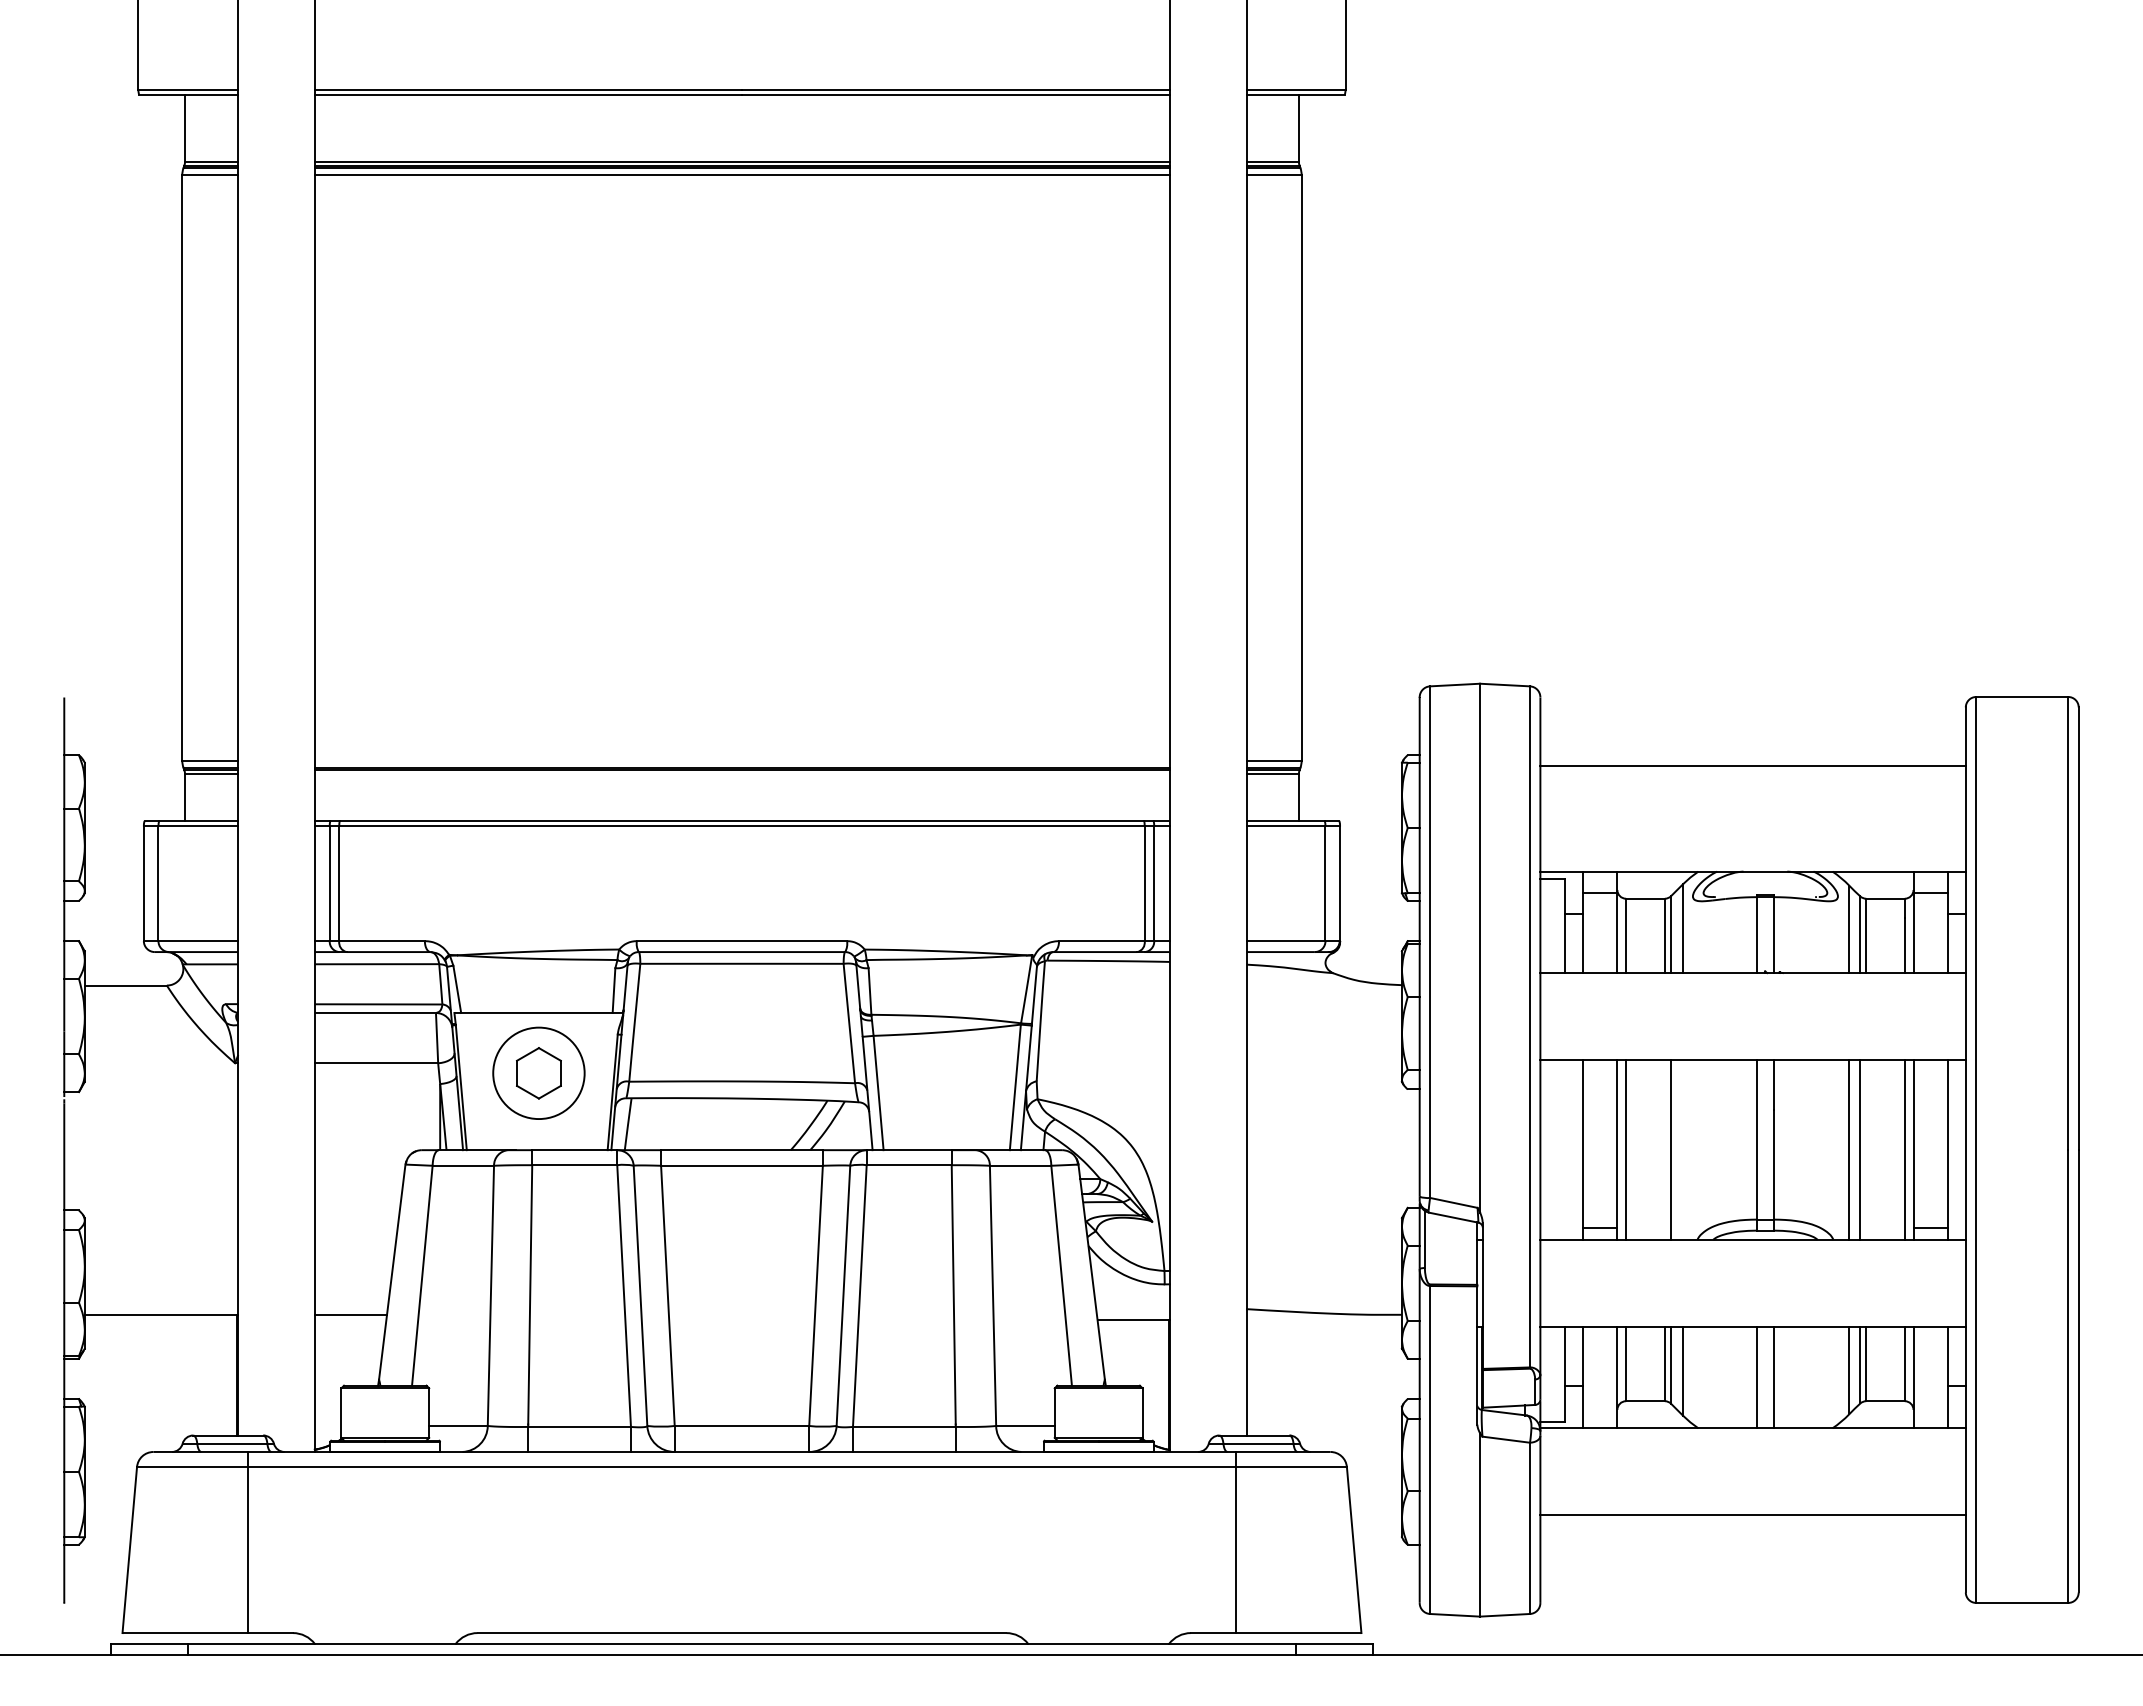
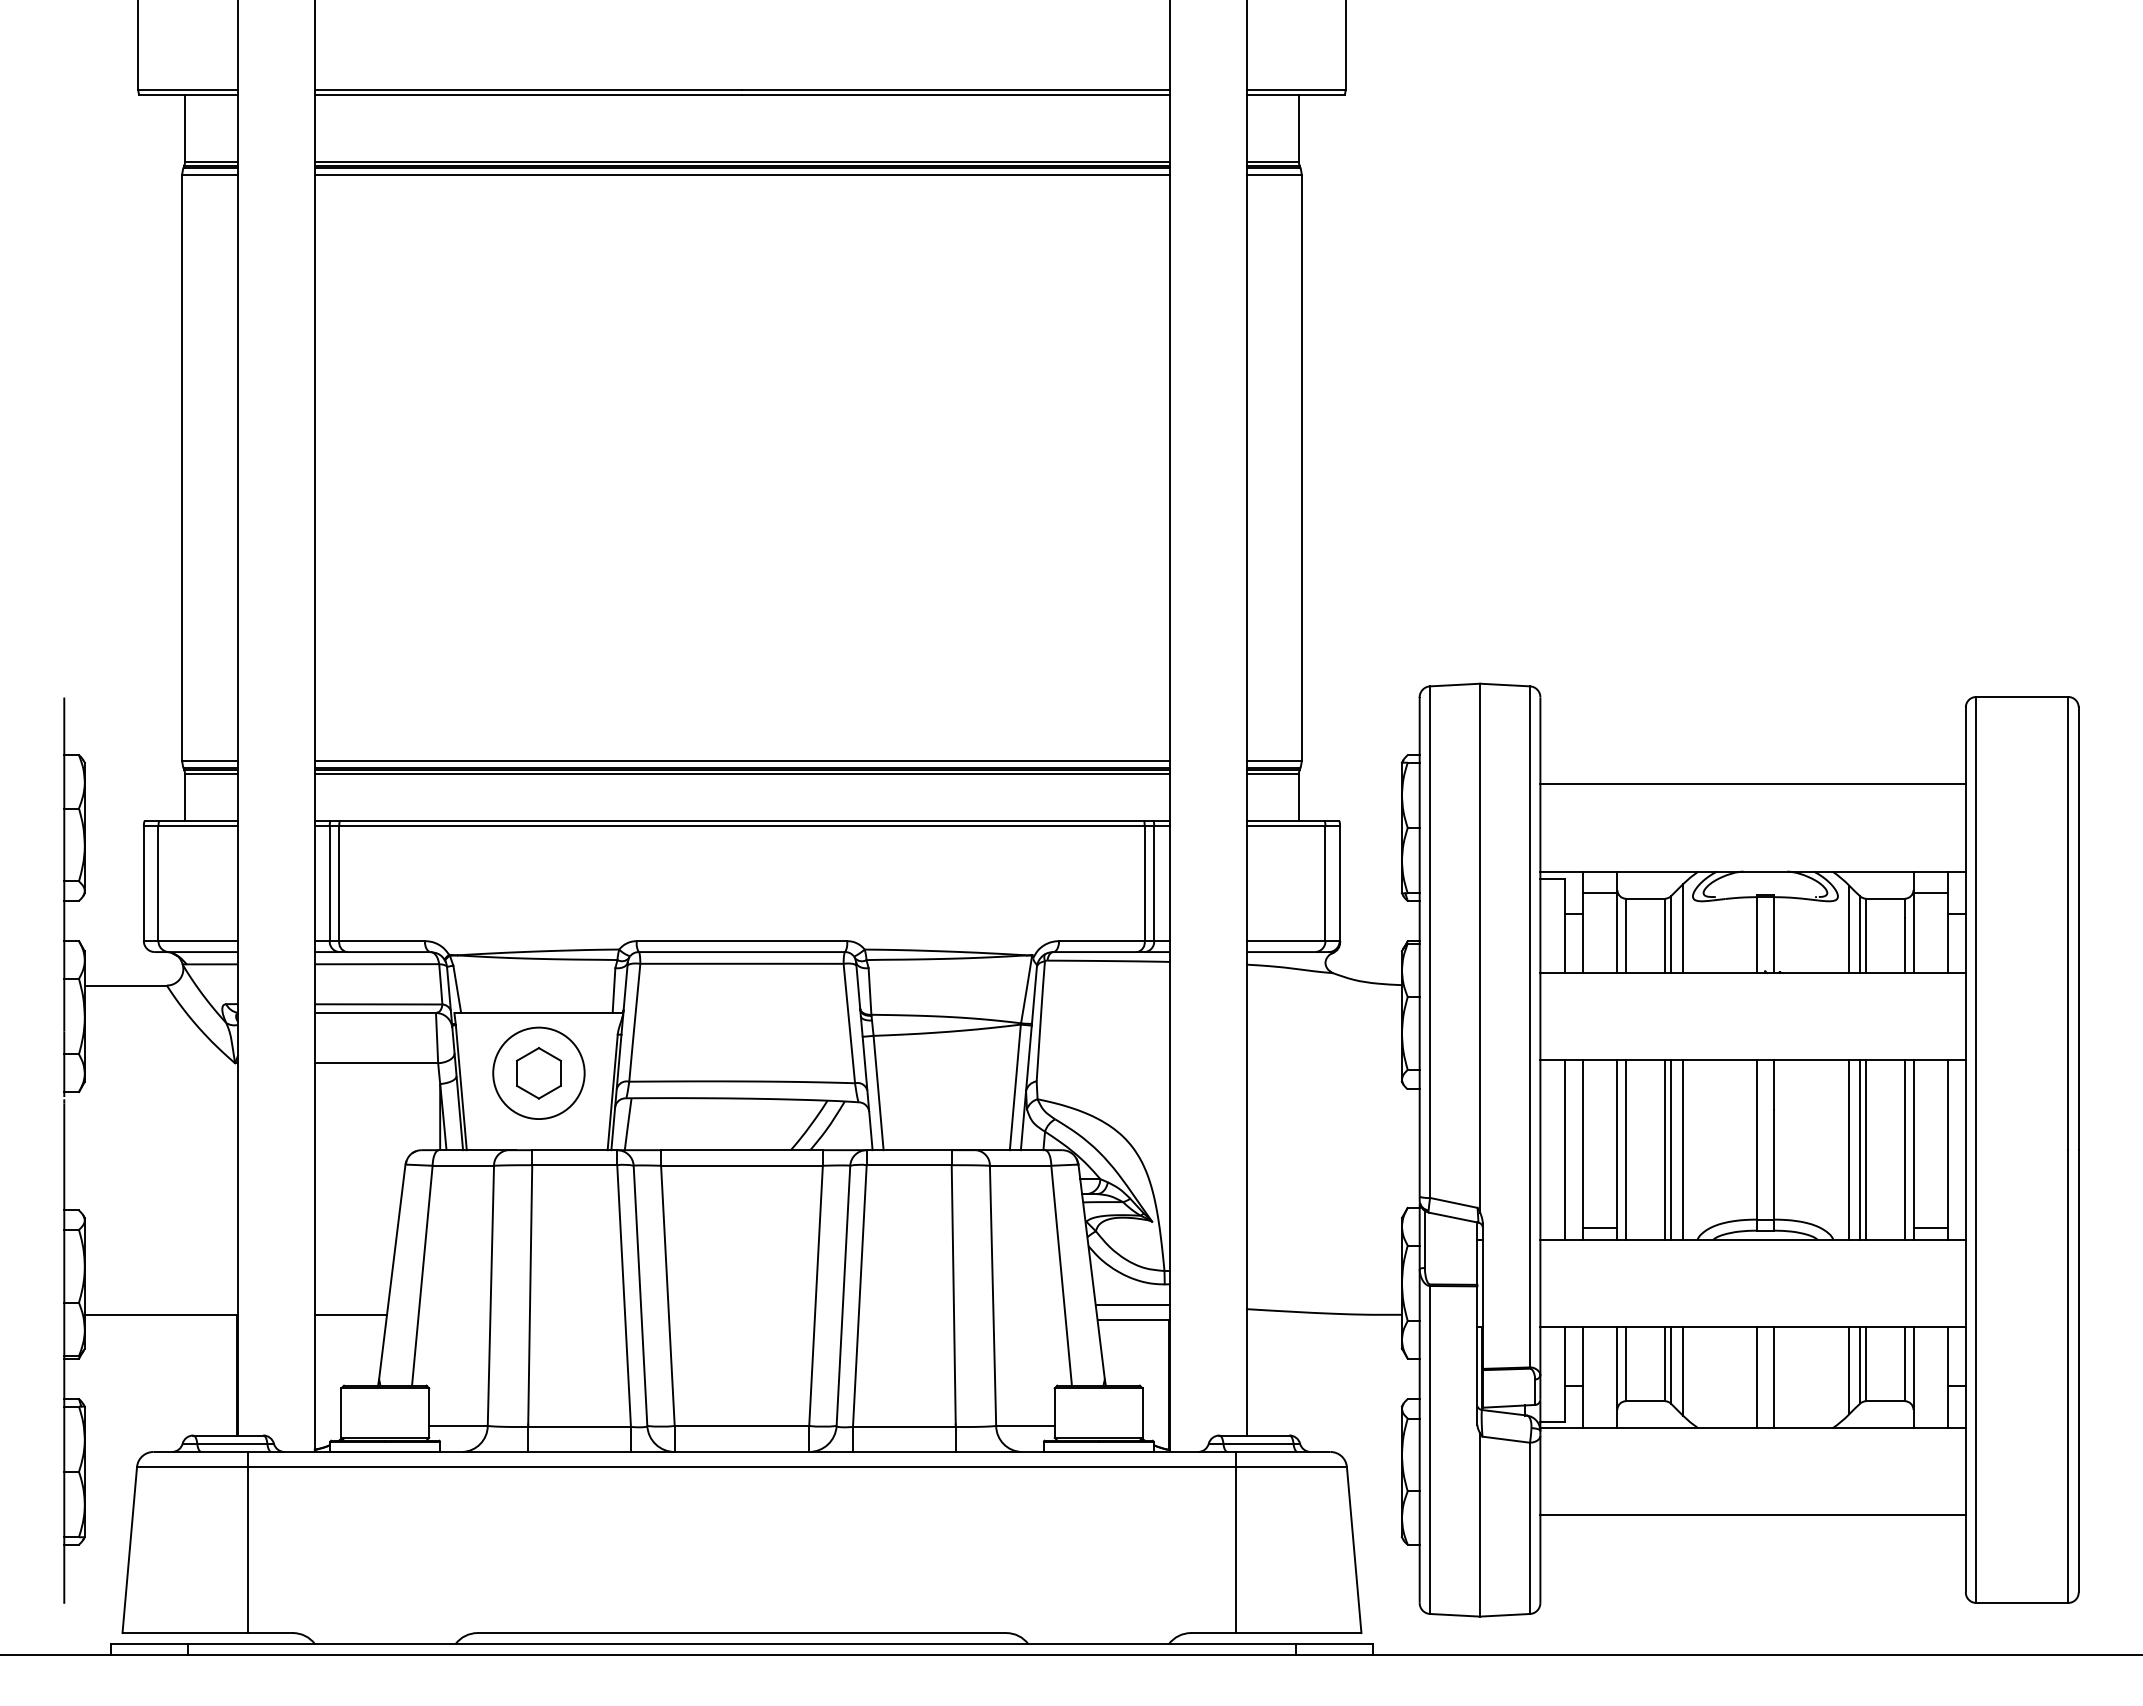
line: none -> present (741, 760)
line position: (1752, 766) -> (1752, 784) (1752, 784)
line: none -> present (741, 773)
line: none -> present (1565, 1149)
line: none -> present (1664, 1149)
line: none -> present (1682, 1149)
line: none -> present (1866, 1149)
line: none -> present (1132, 1304)
